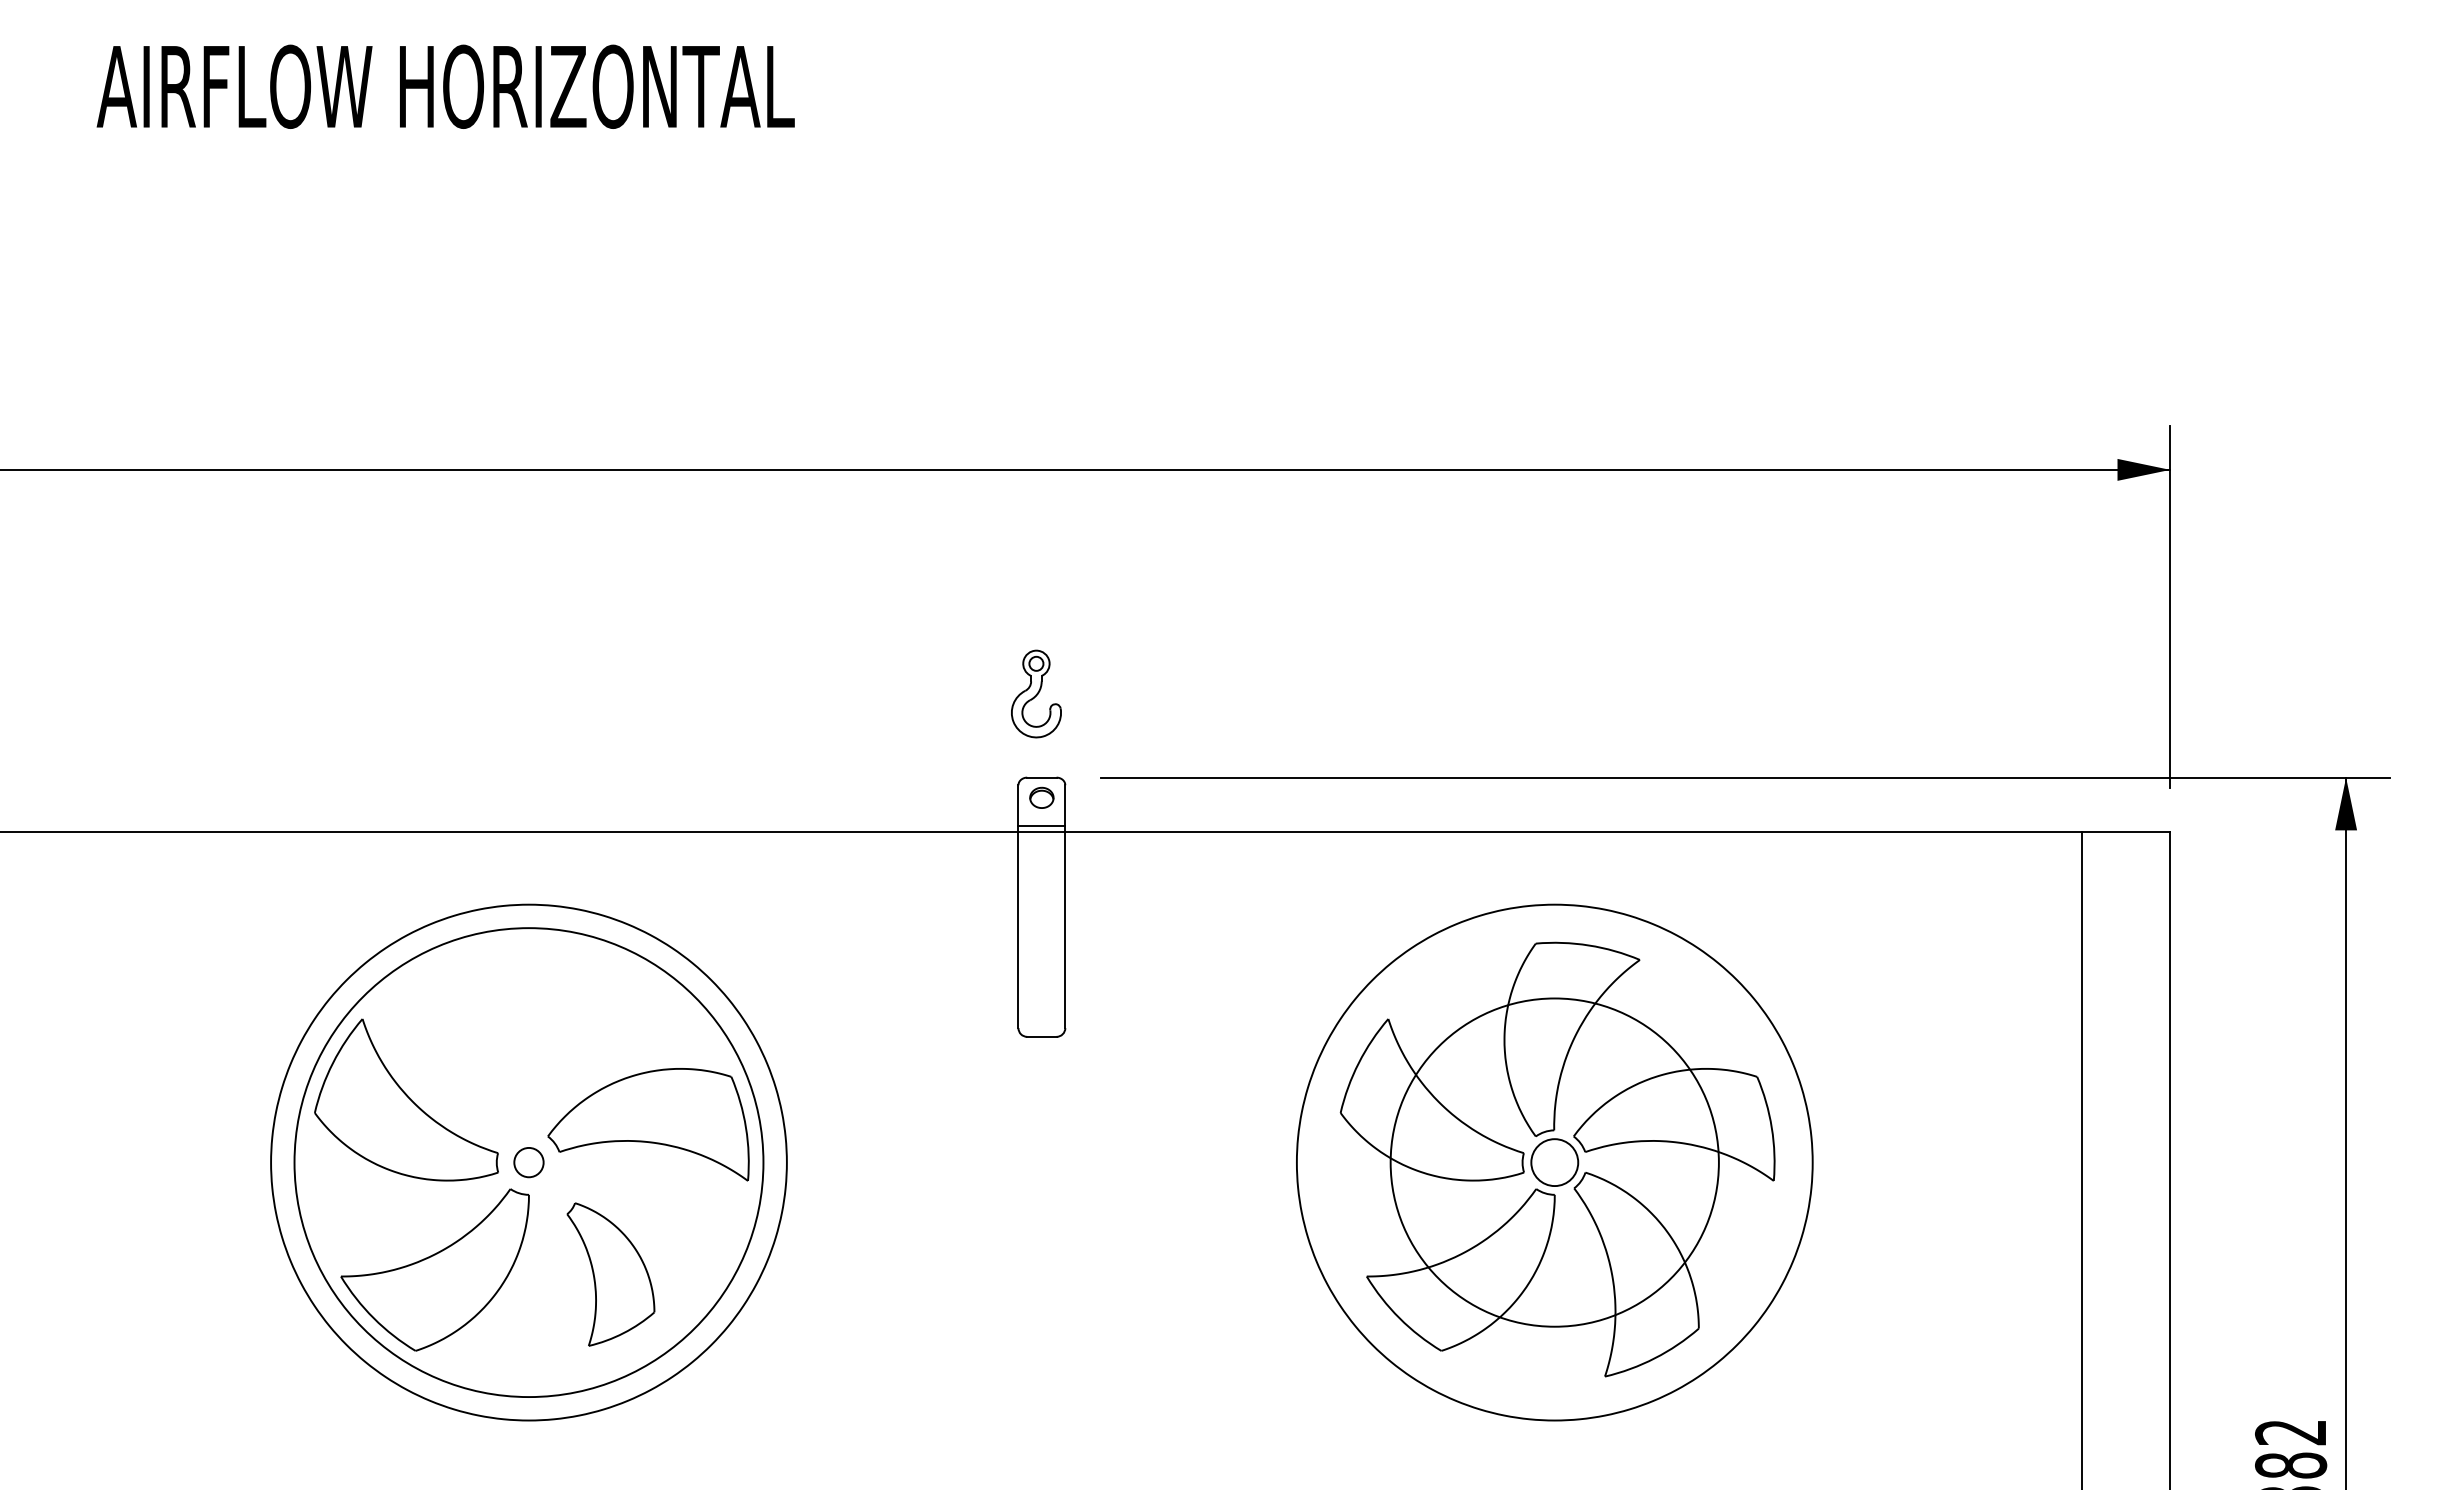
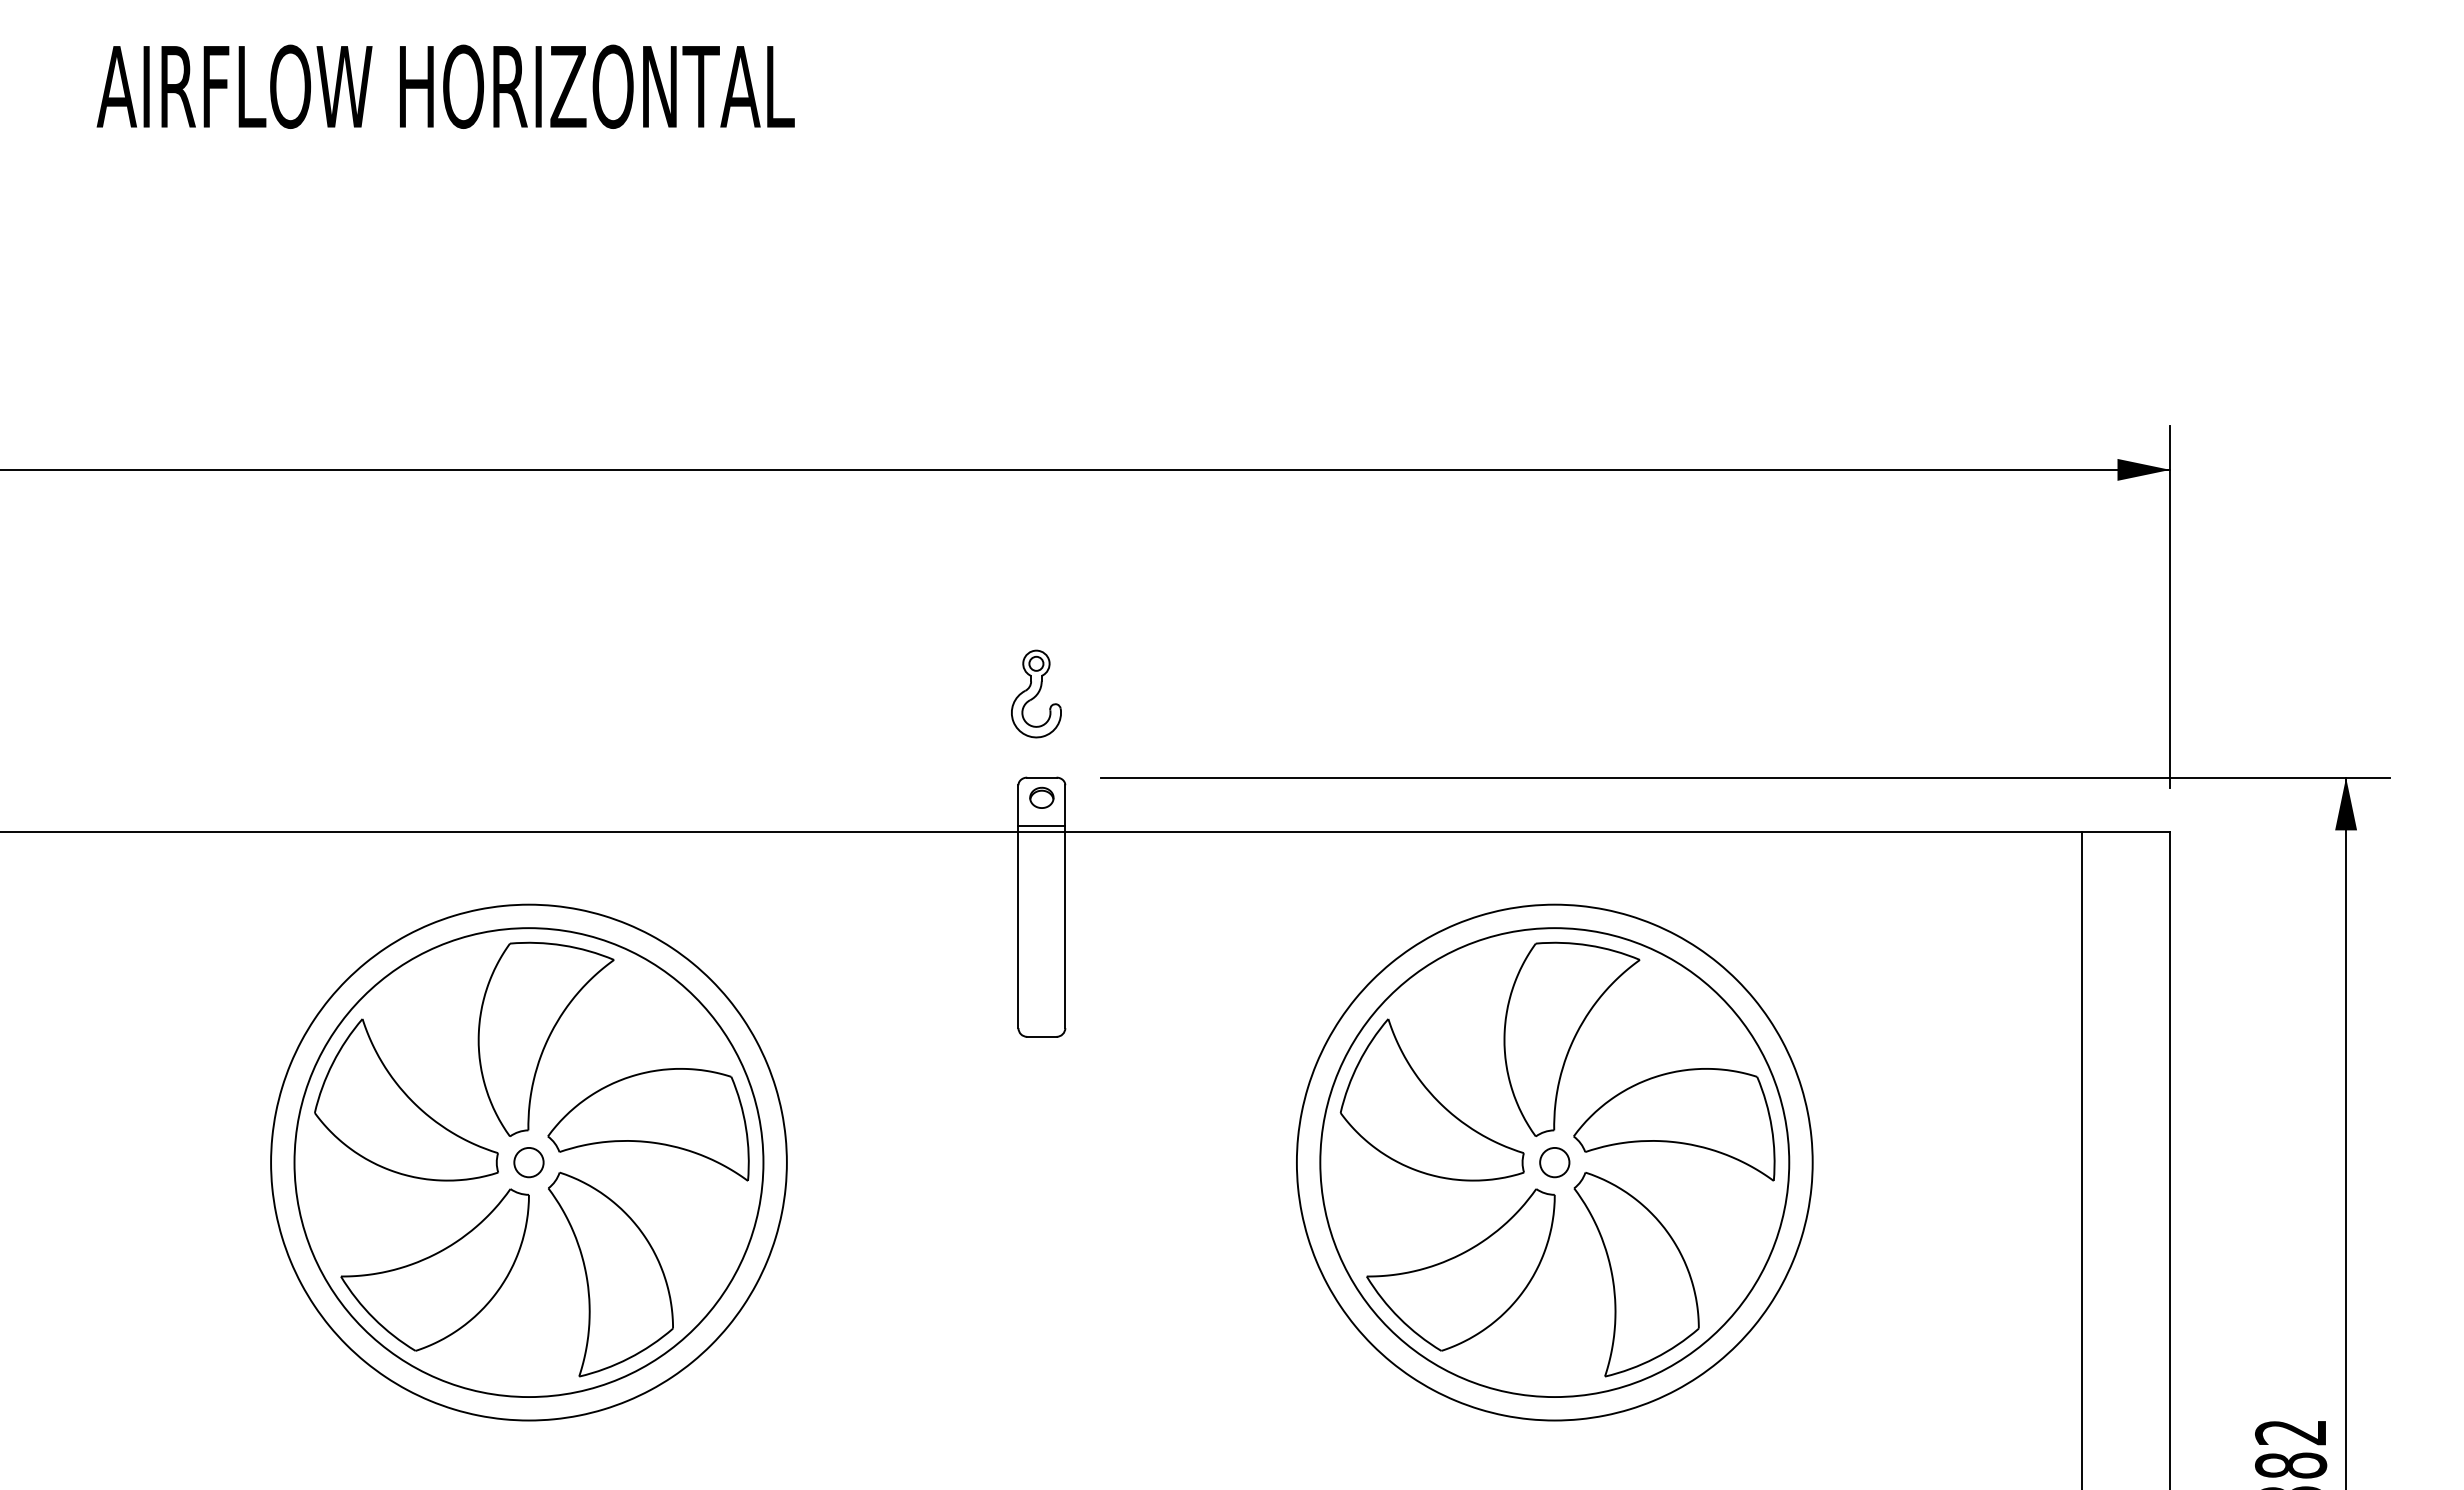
part: none -> present (545, 1038)
circle diameter: 328 px -> 469 px (1554, 1162)
circle diameter: 47 px -> 29 px (1554, 1162)
part size: 90x145 px -> 126x207 px (610, 1274)
